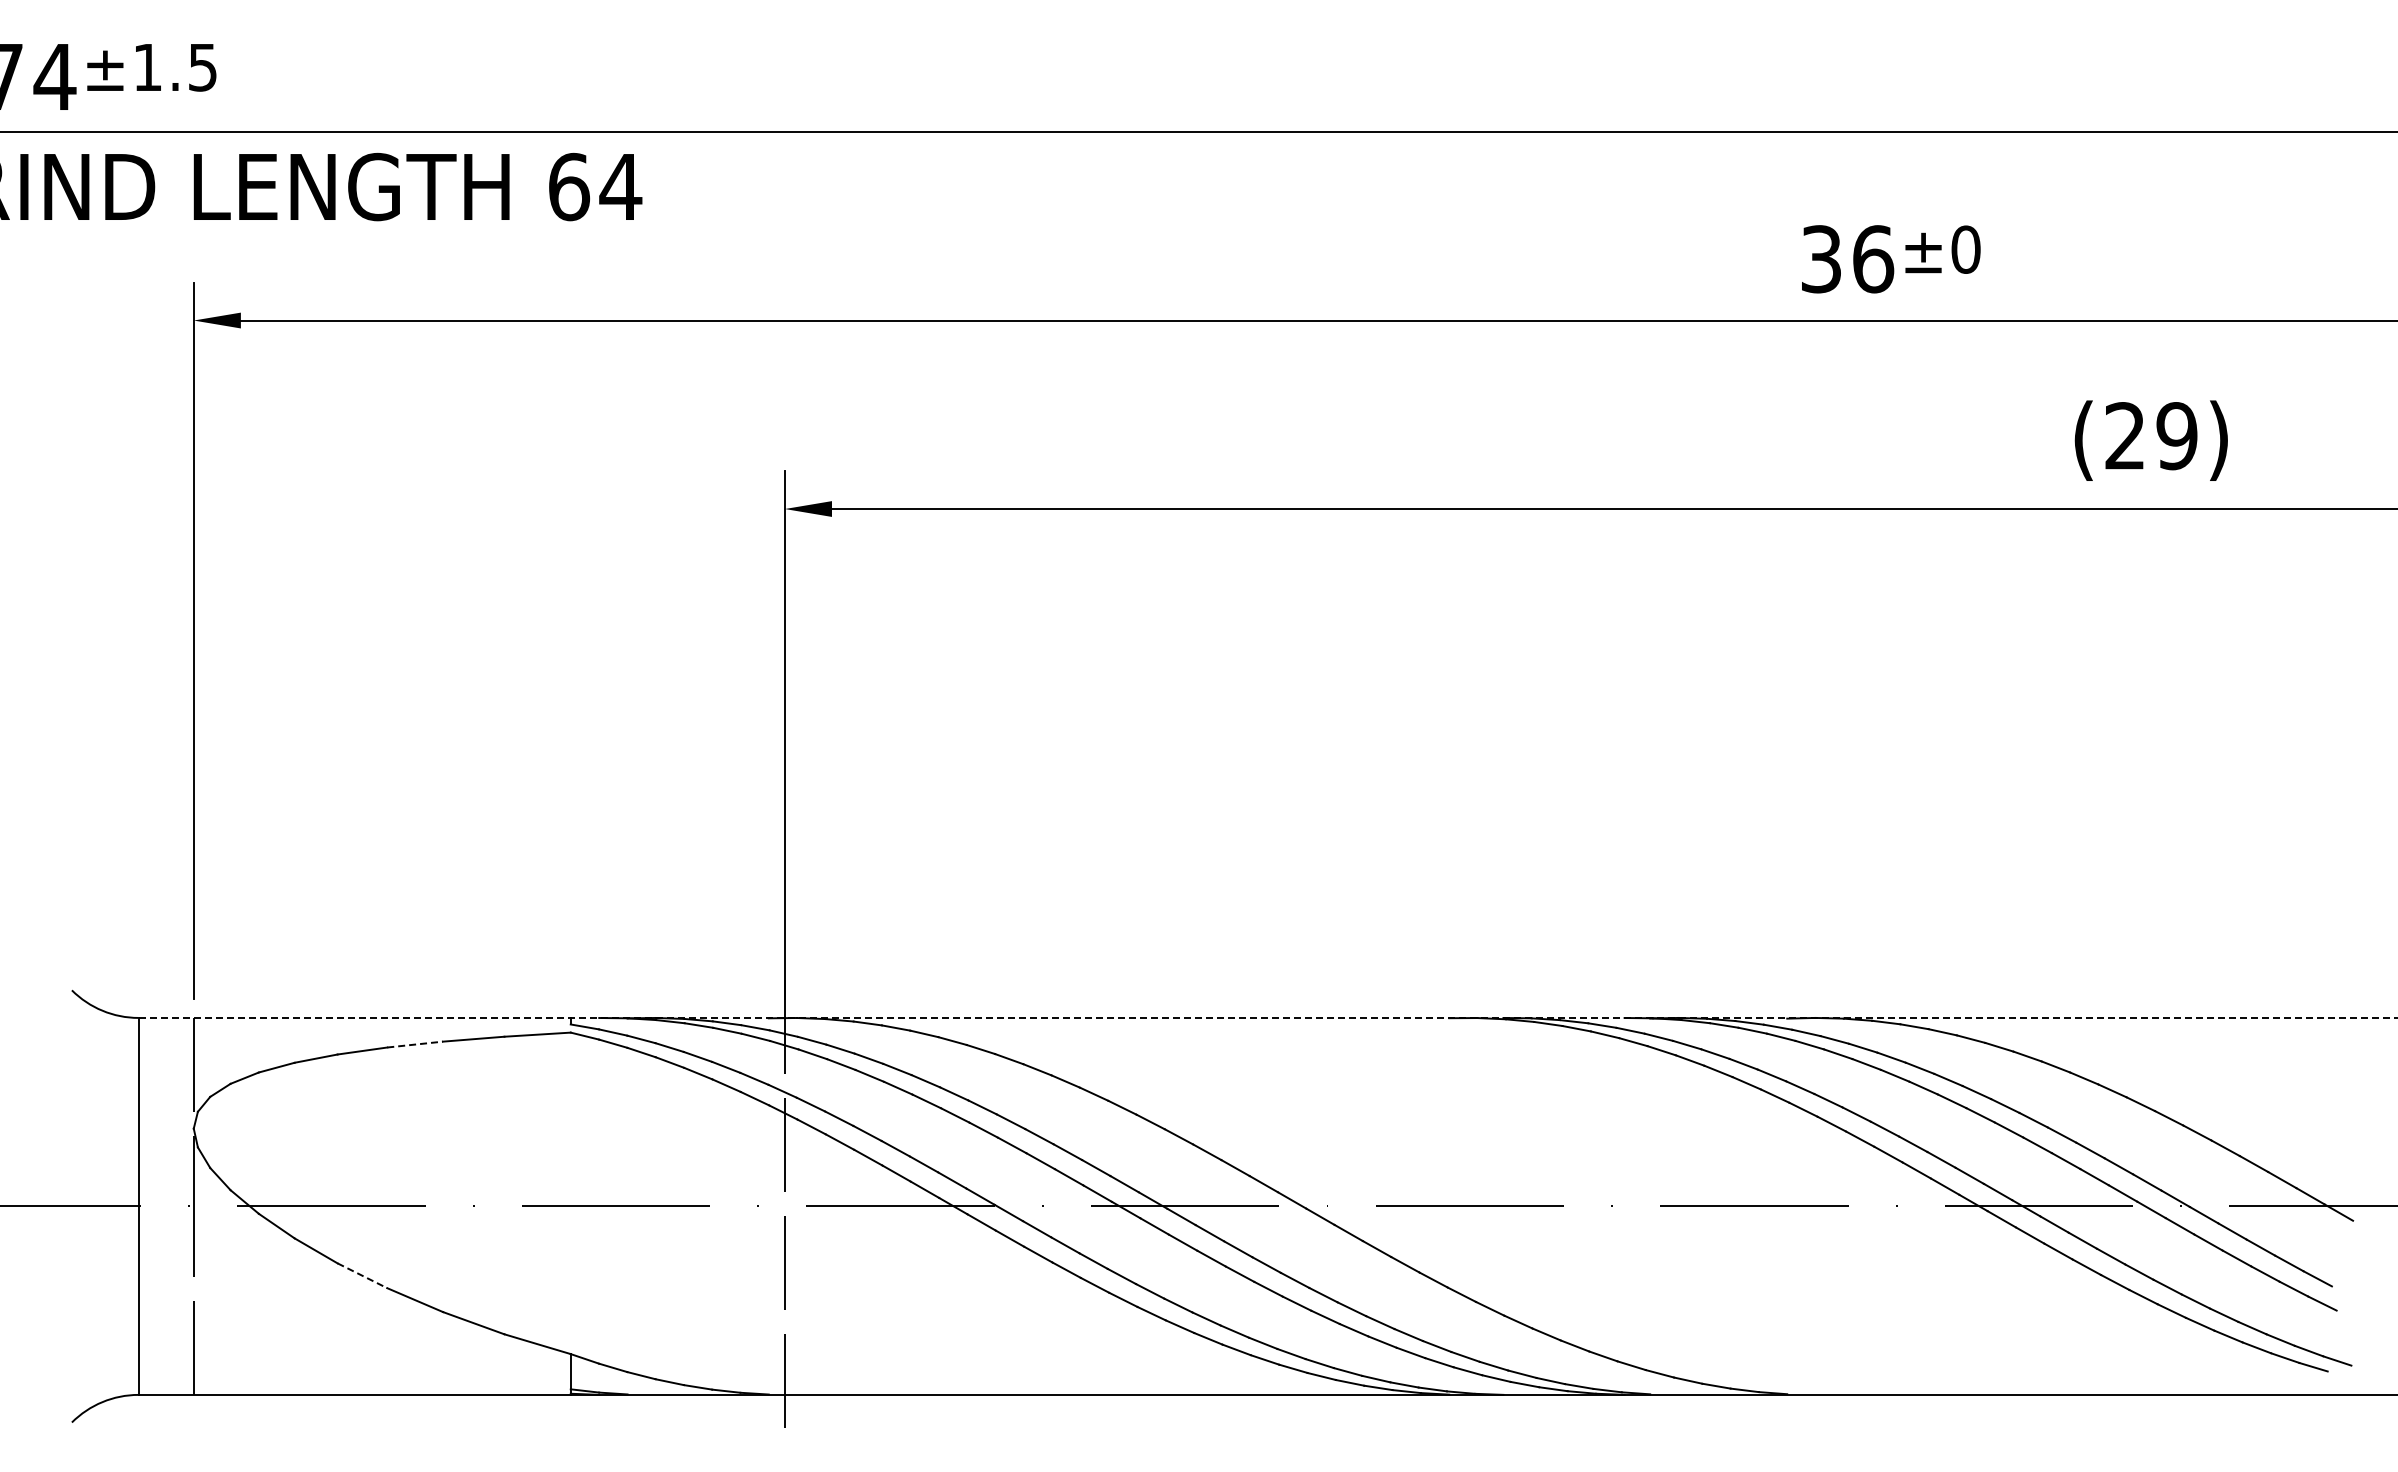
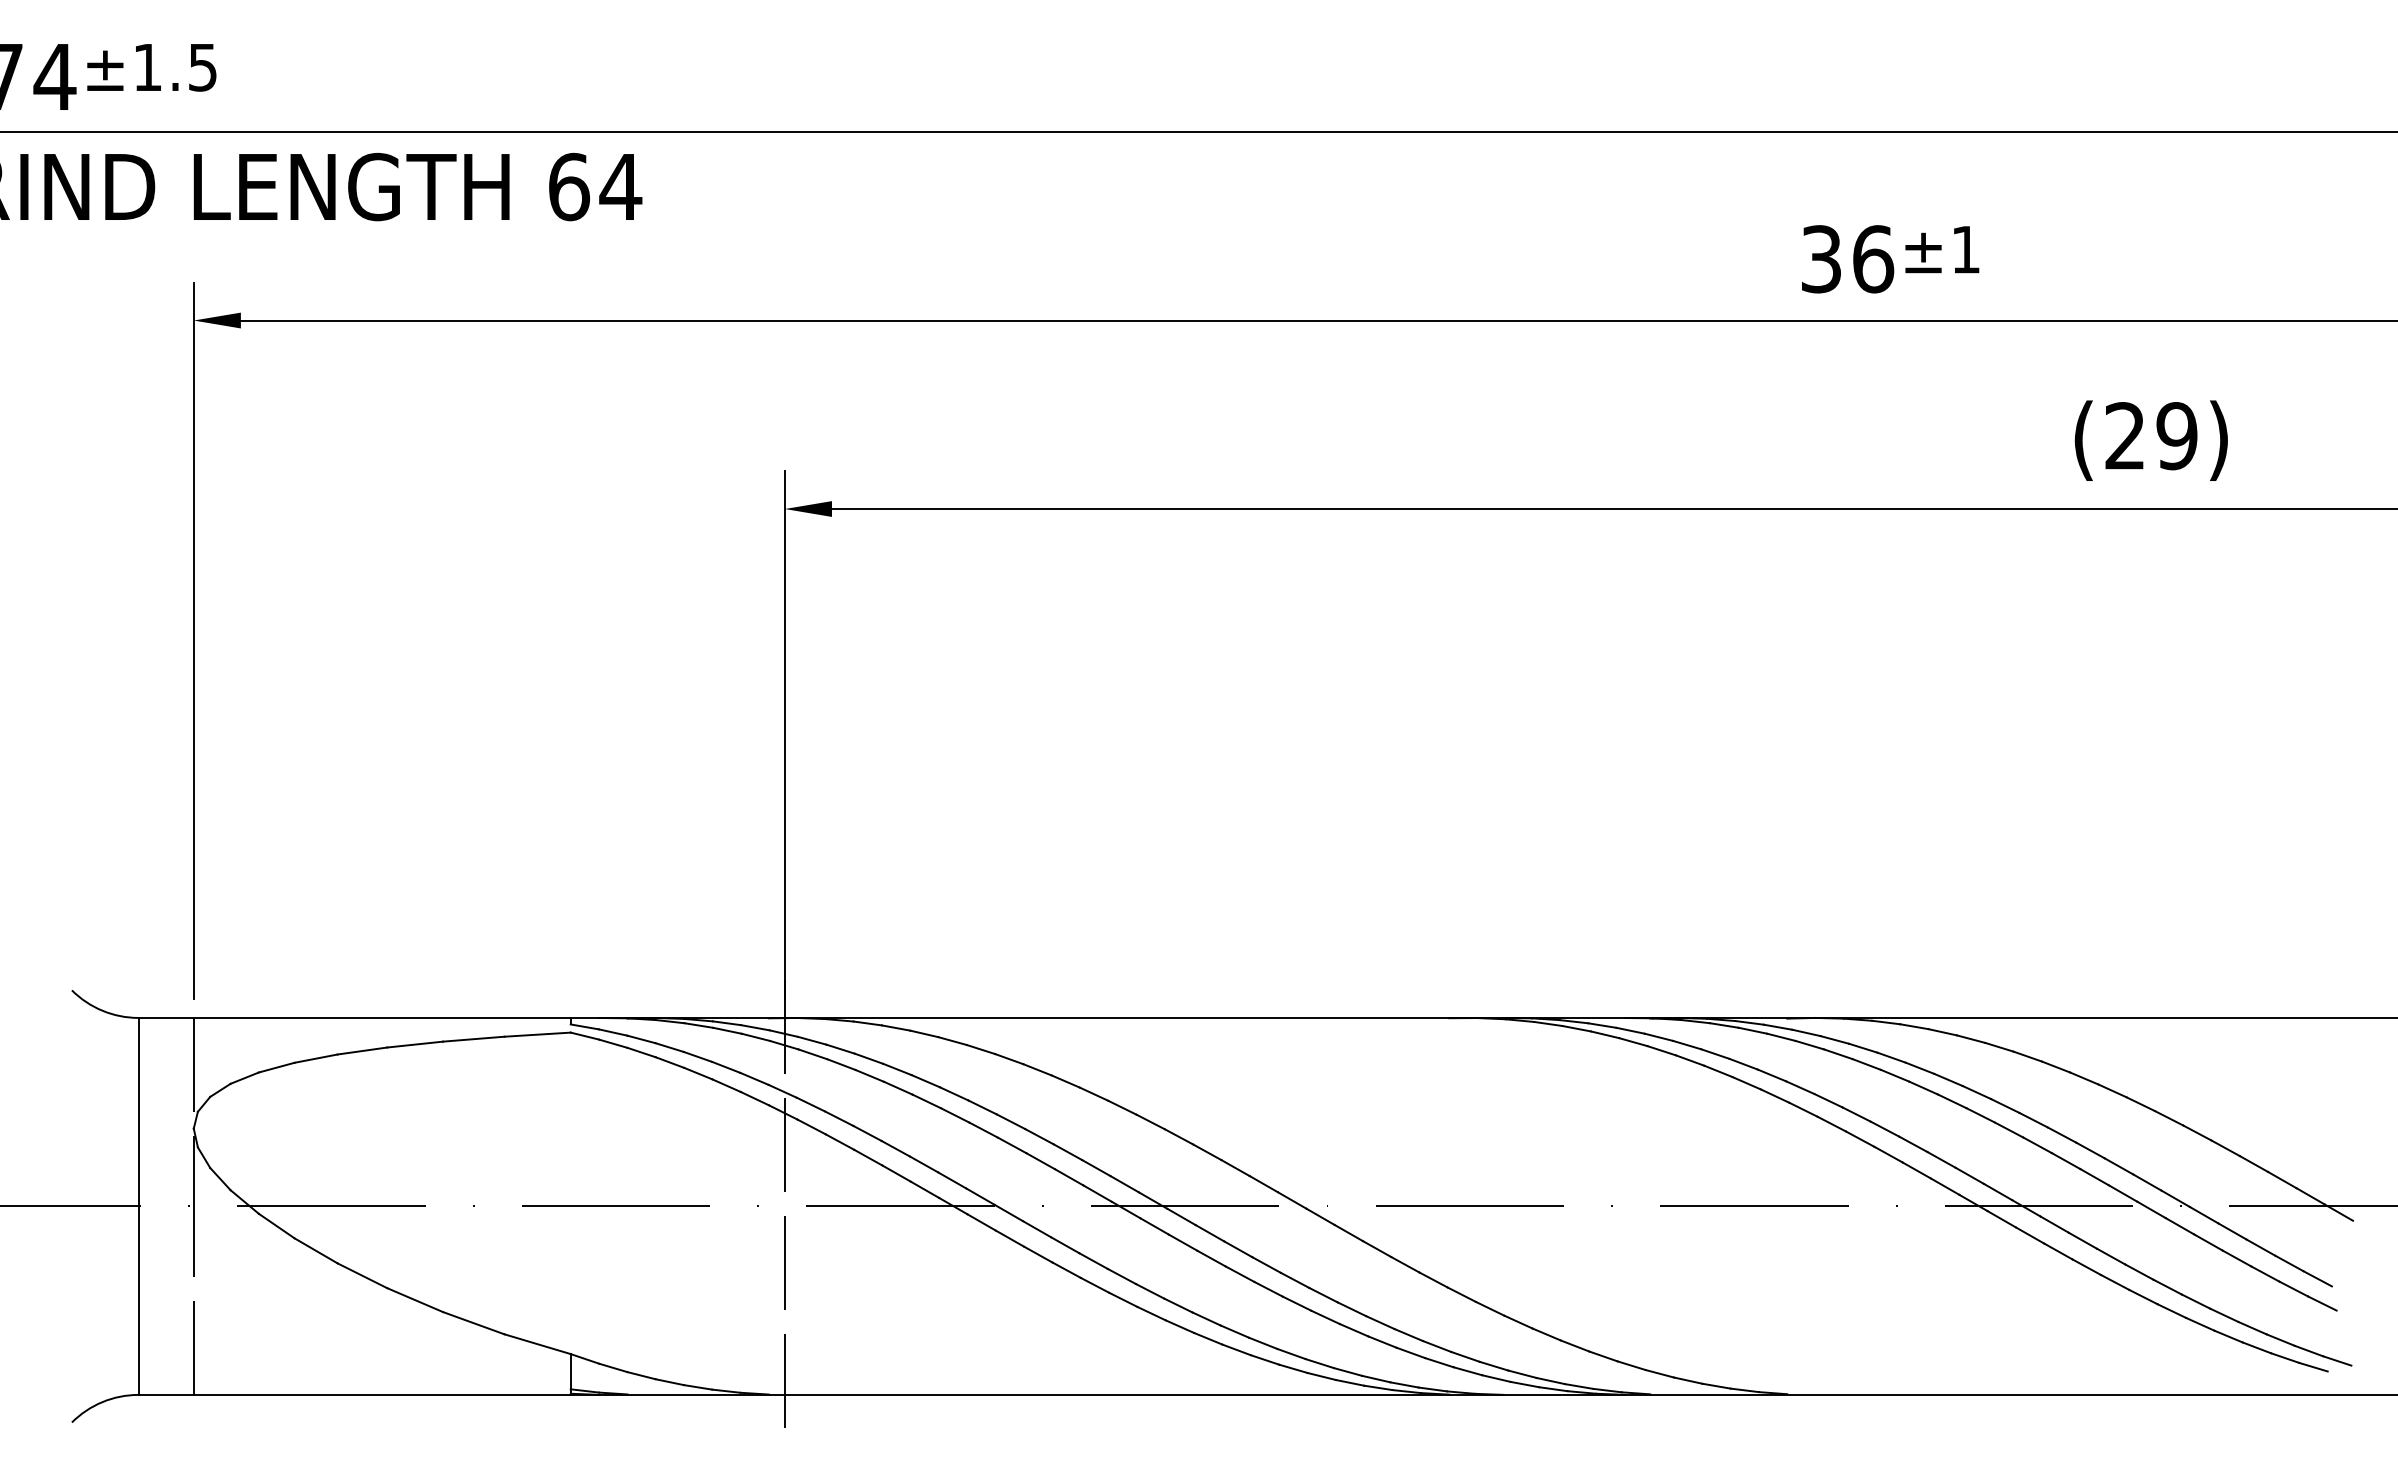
text: ±0 -> ±1 (1965, 249)
line: dashed -> solid (1268, 1017)
line: dashed -> solid (415, 1044)
line: dashed -> solid (362, 1275)
